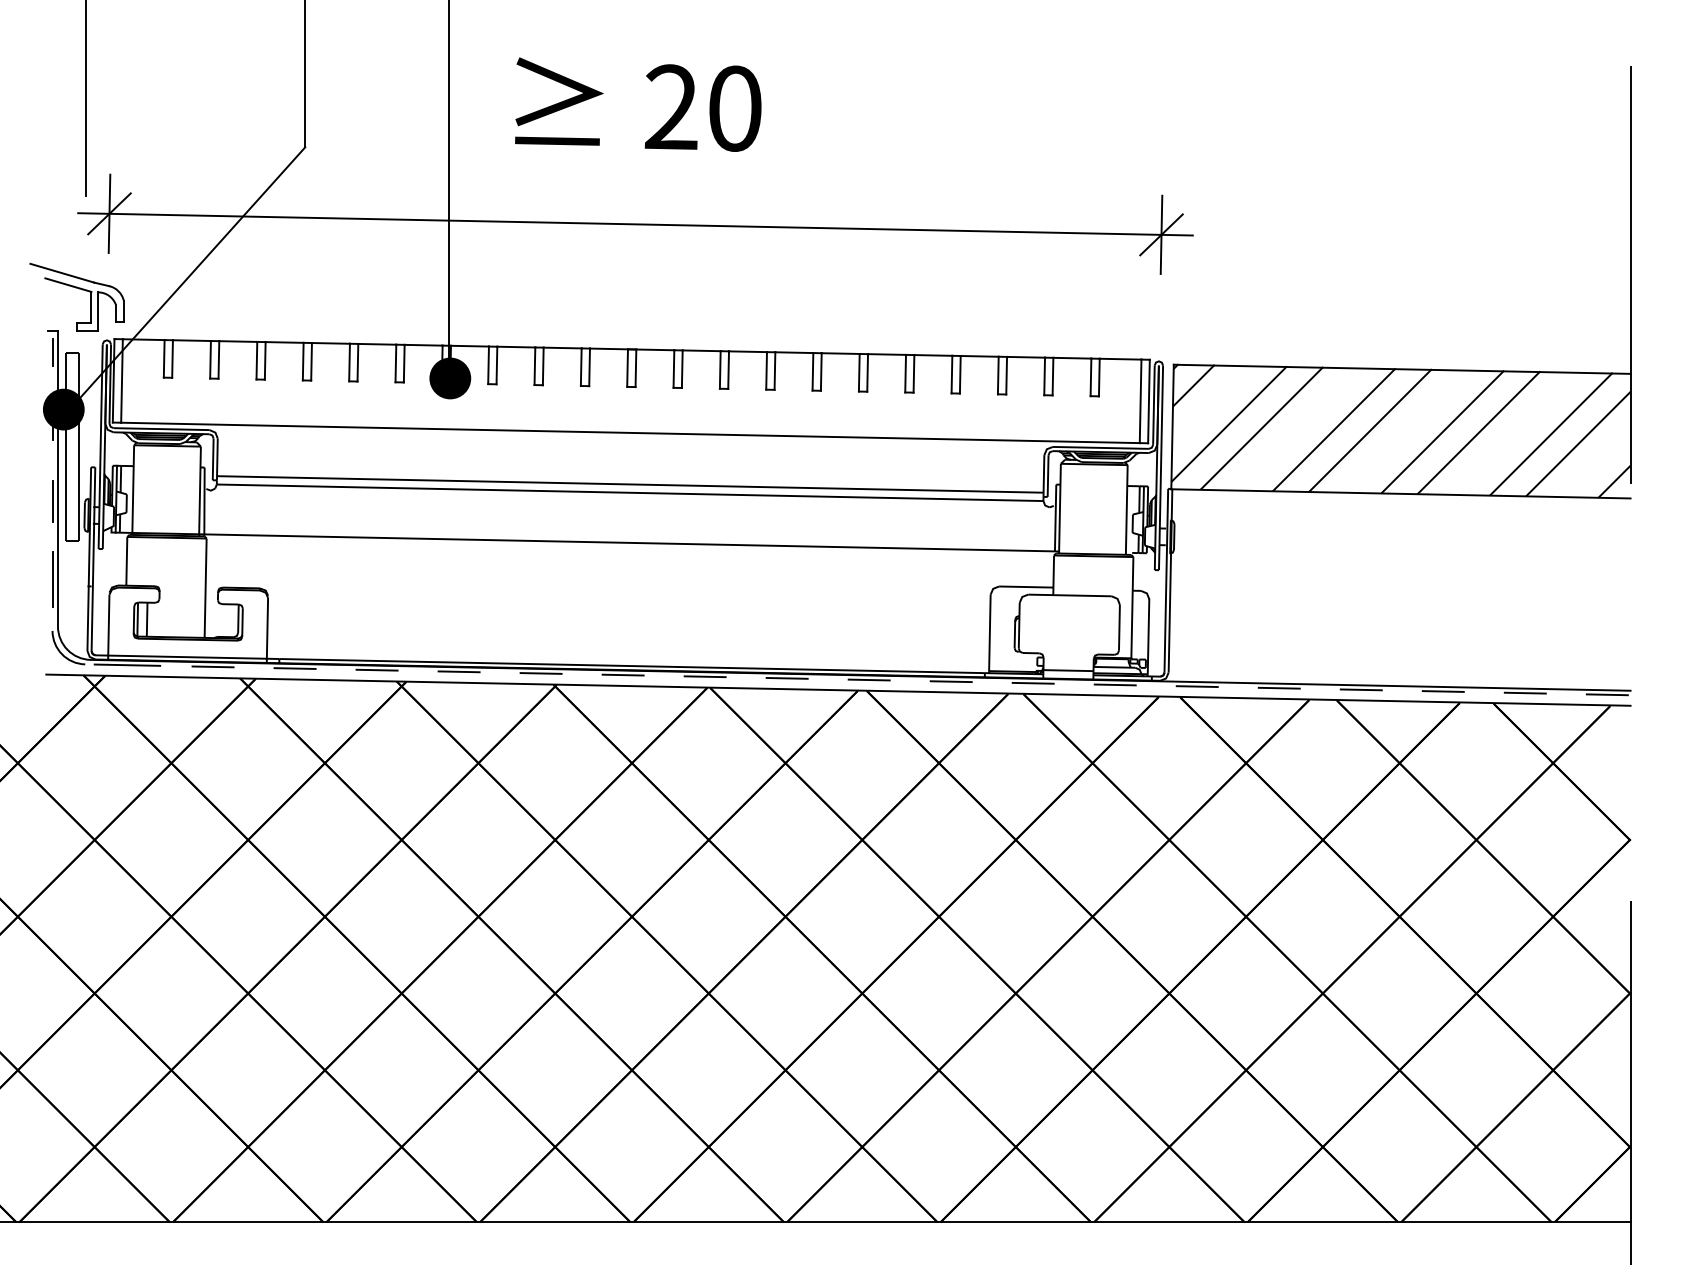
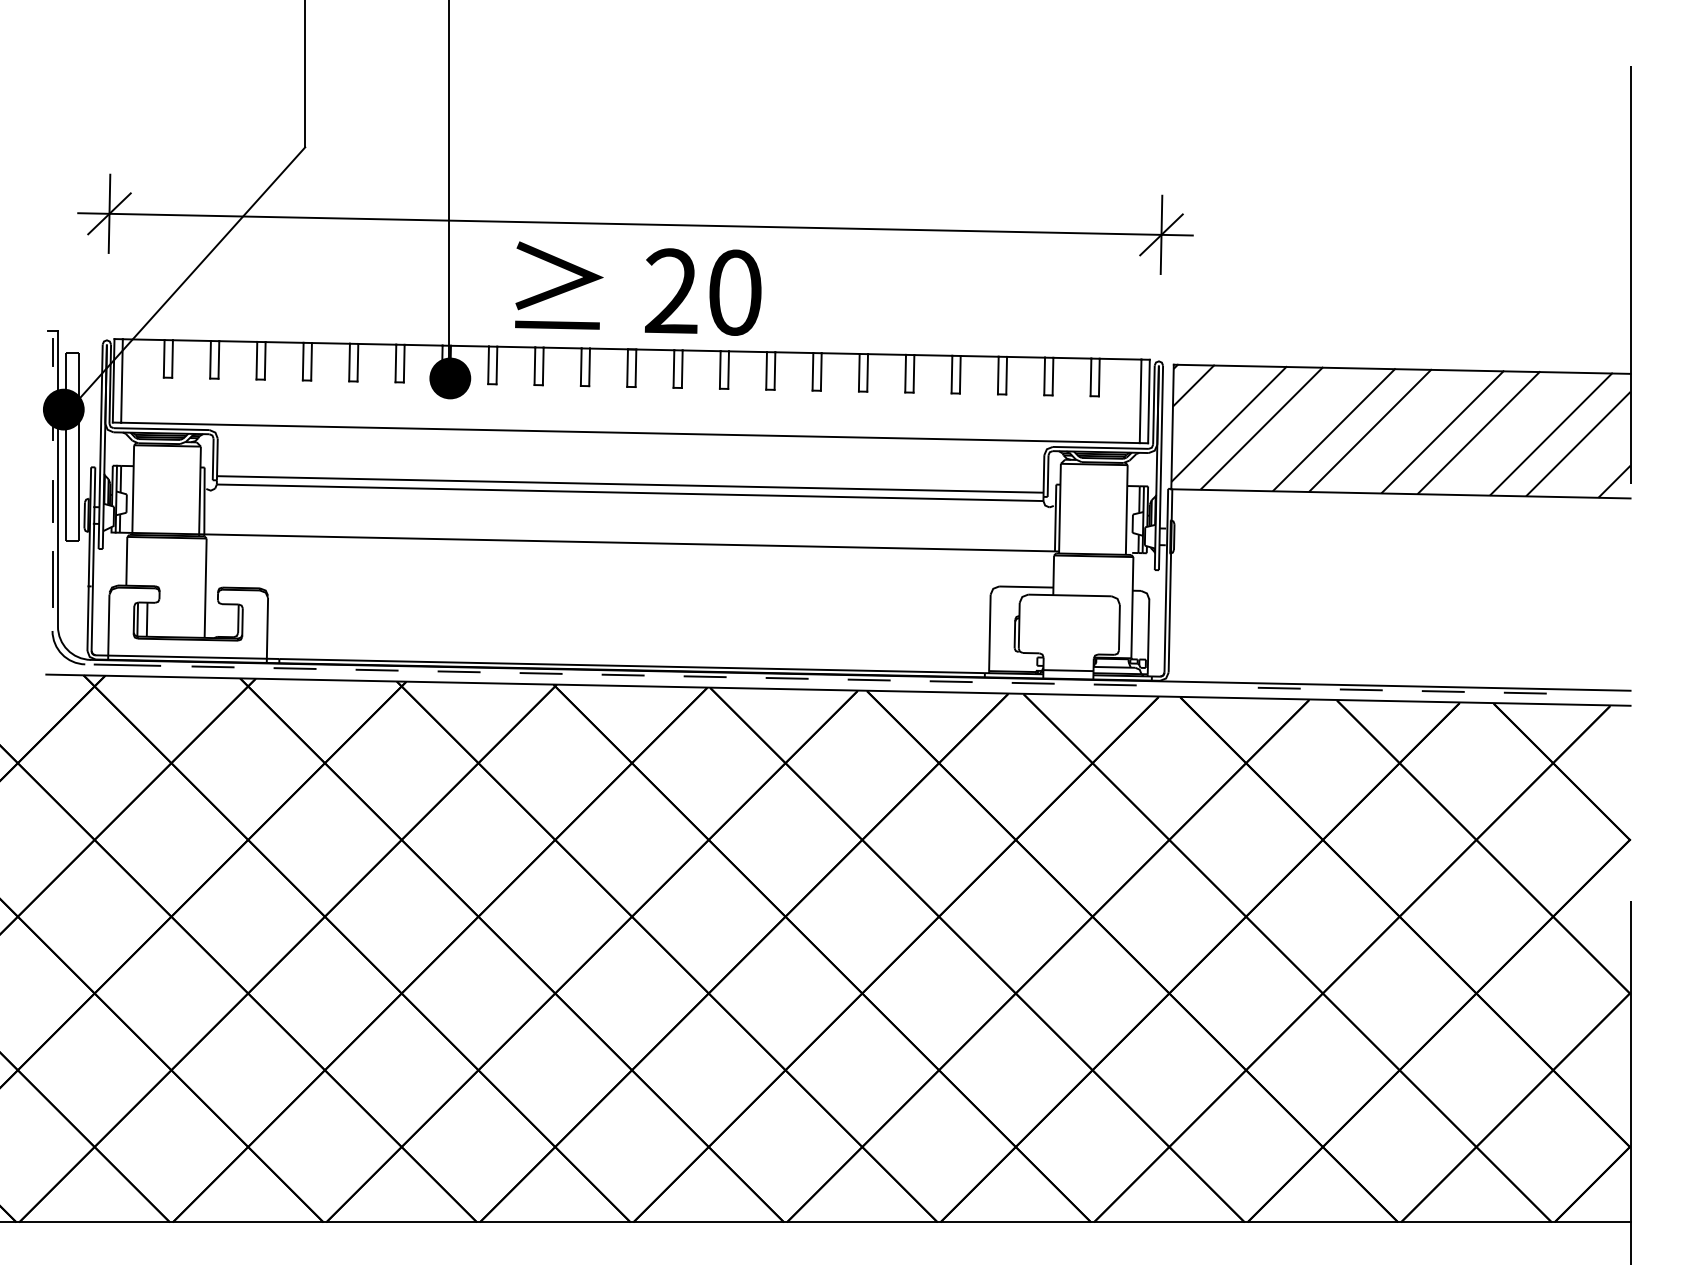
line: present -> none (86, 98)
text position: (638, 104) -> (638, 288) (638, 288)
part: present -> none (79, 289)
line: present -> none (1196, 686)
line: present -> none (1606, 694)
